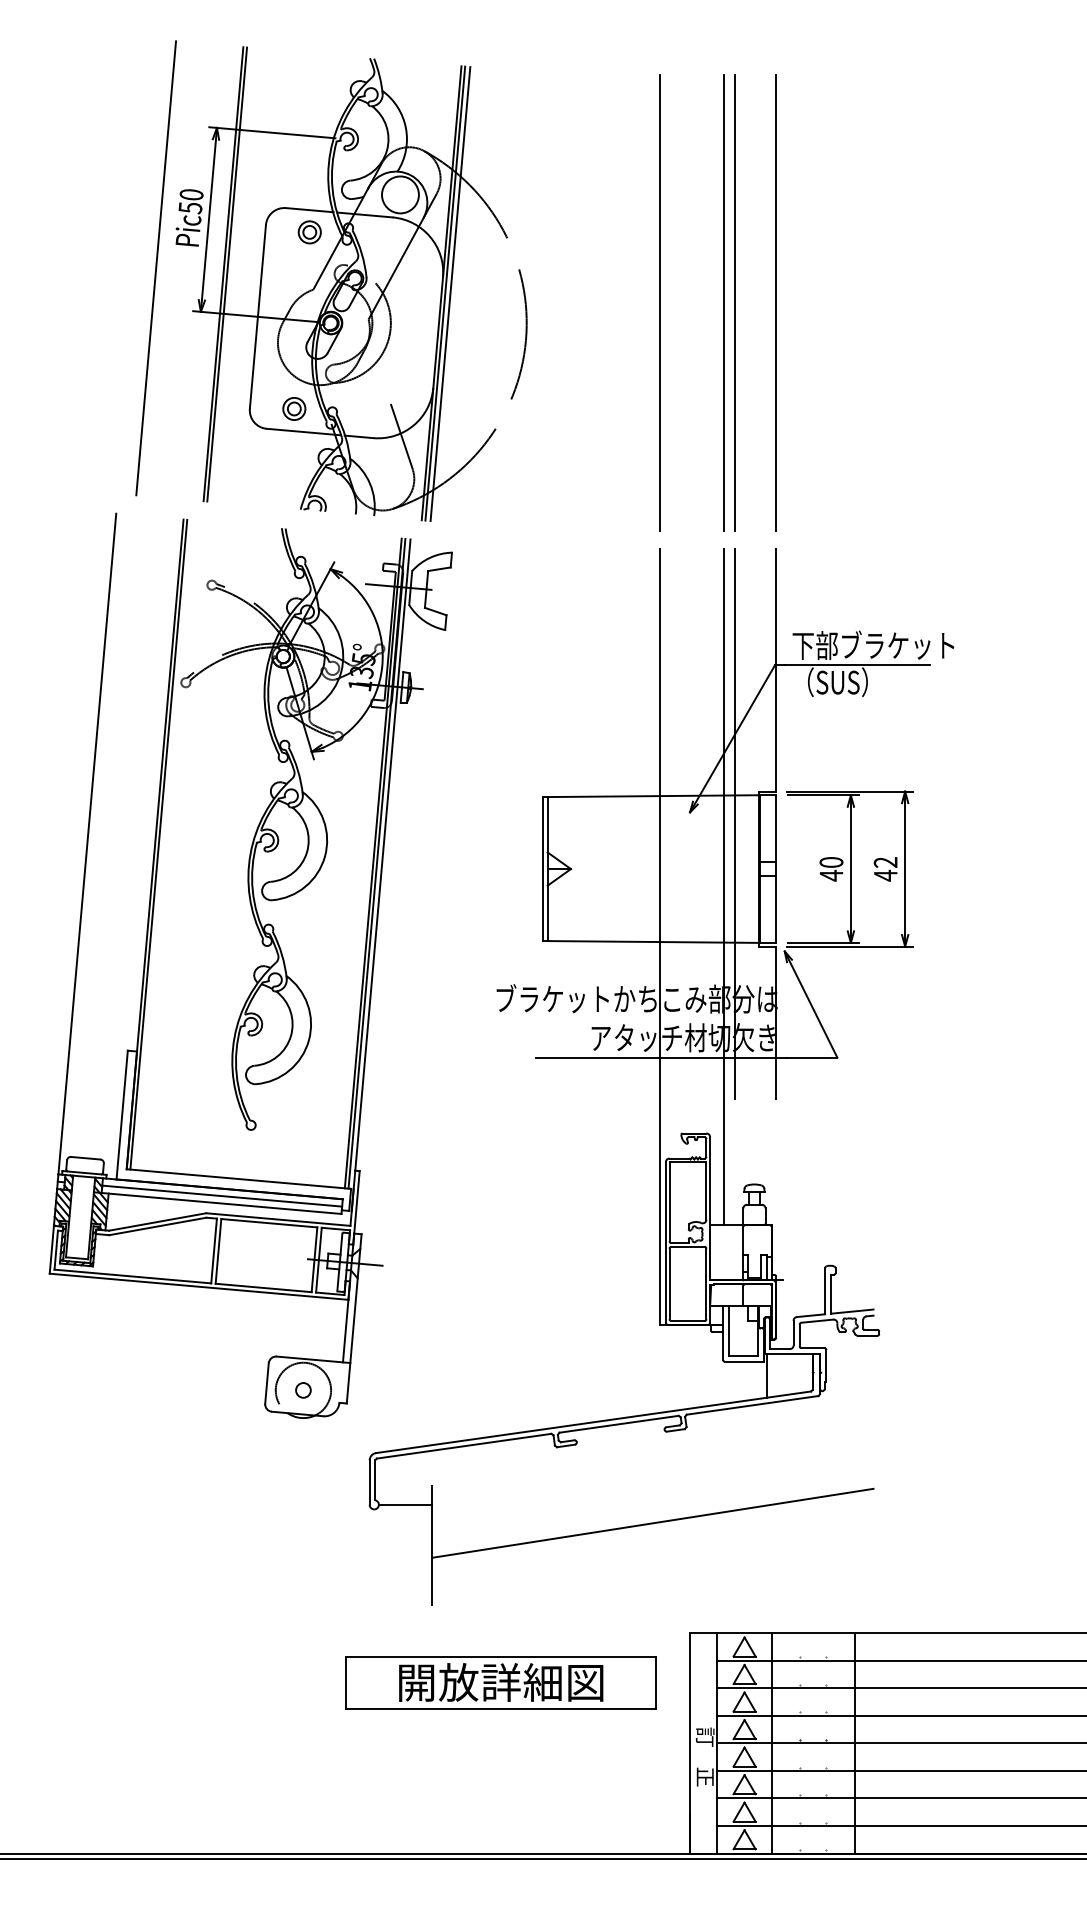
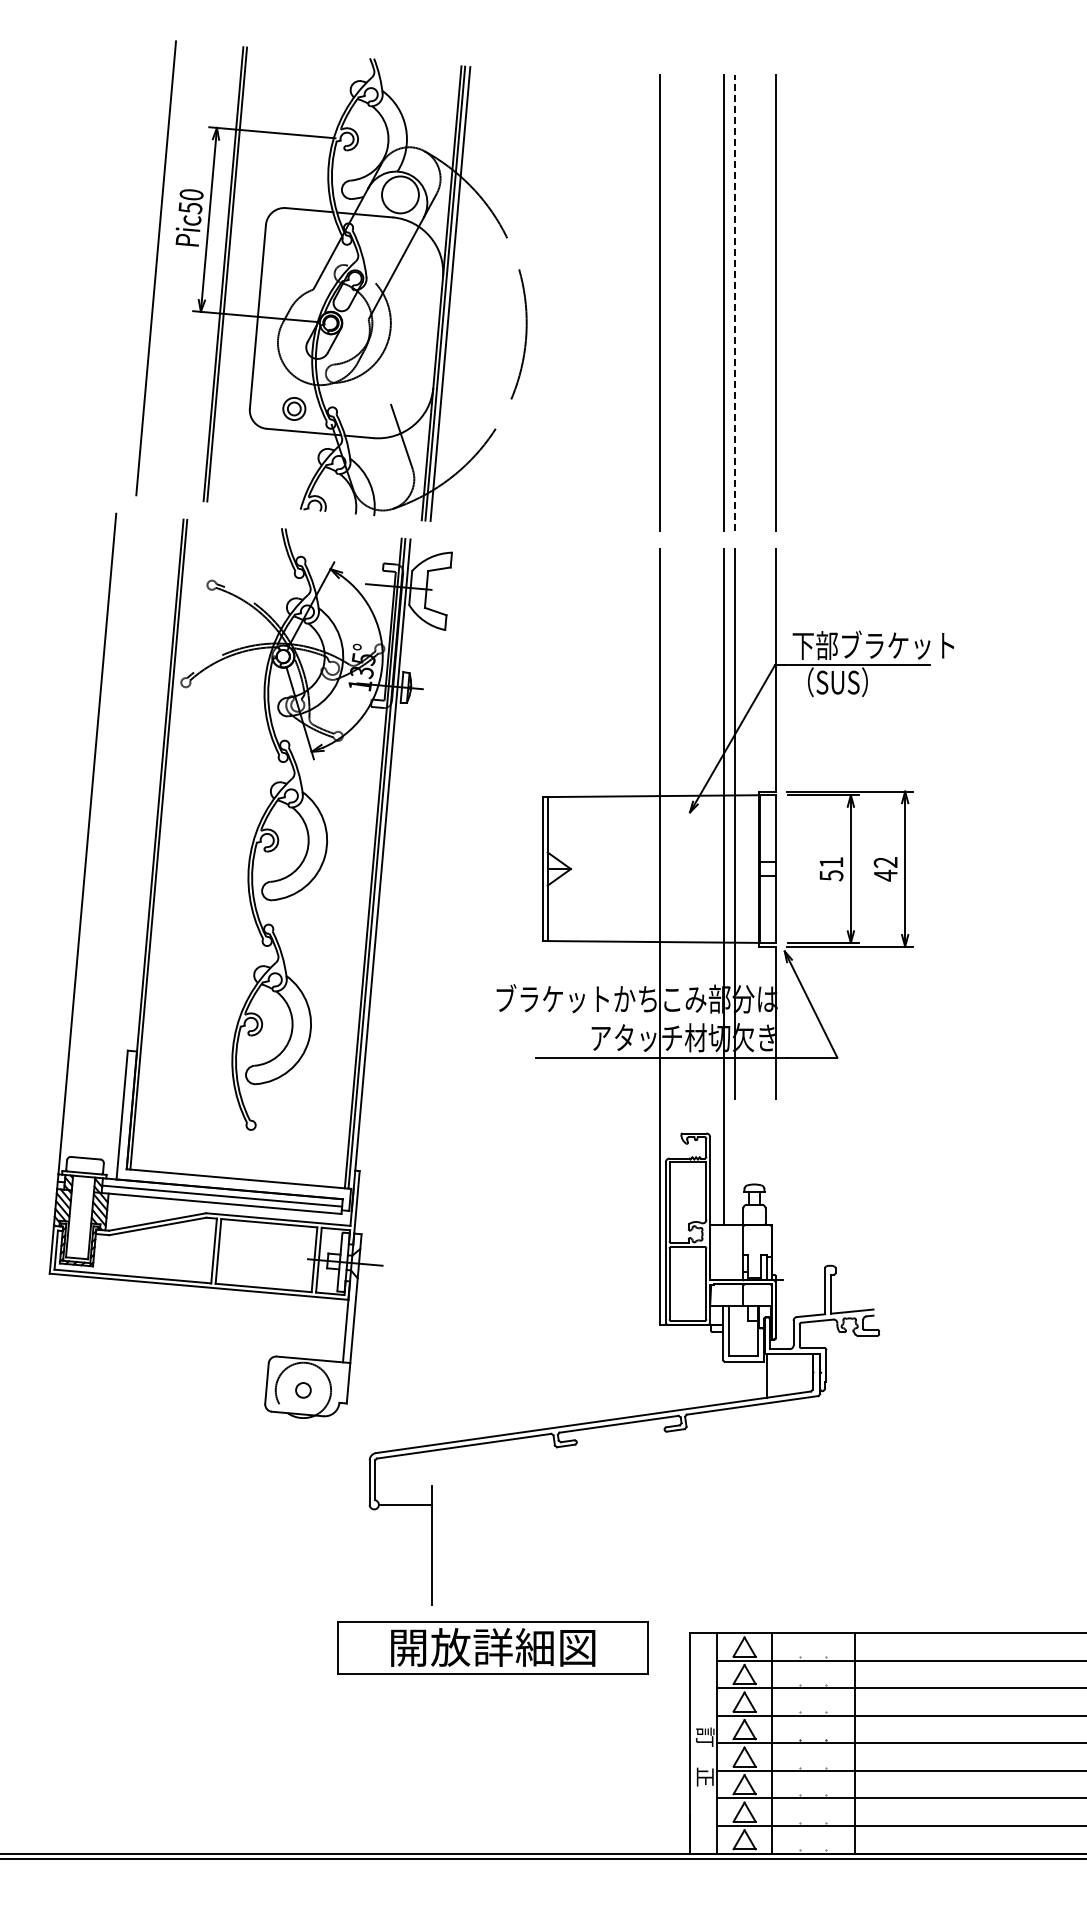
part: present -> none (309, 232)
line: solid -> dashed (735, 302)
text: 40 -> 51 (831, 869)
line: present -> none (652, 1522)
part position: (500, 1682) -> (492, 1647) (492, 1647)
